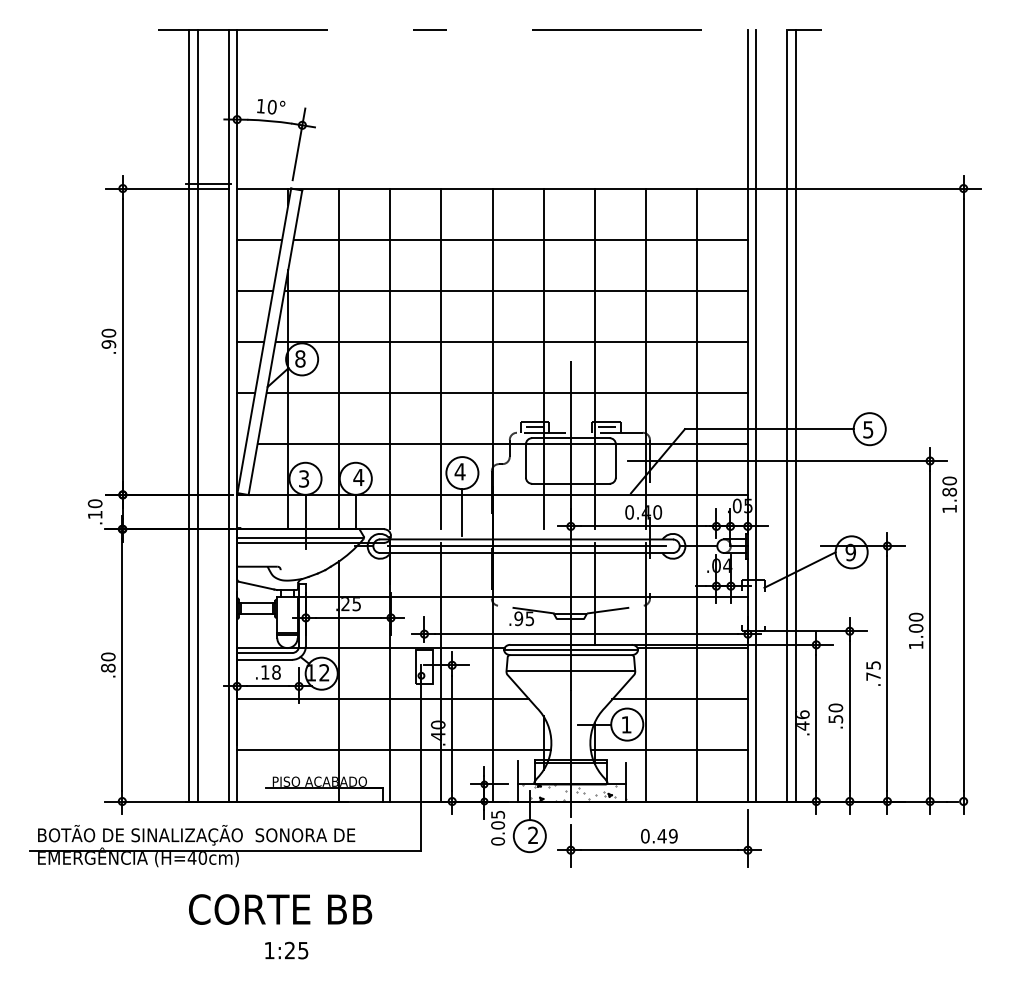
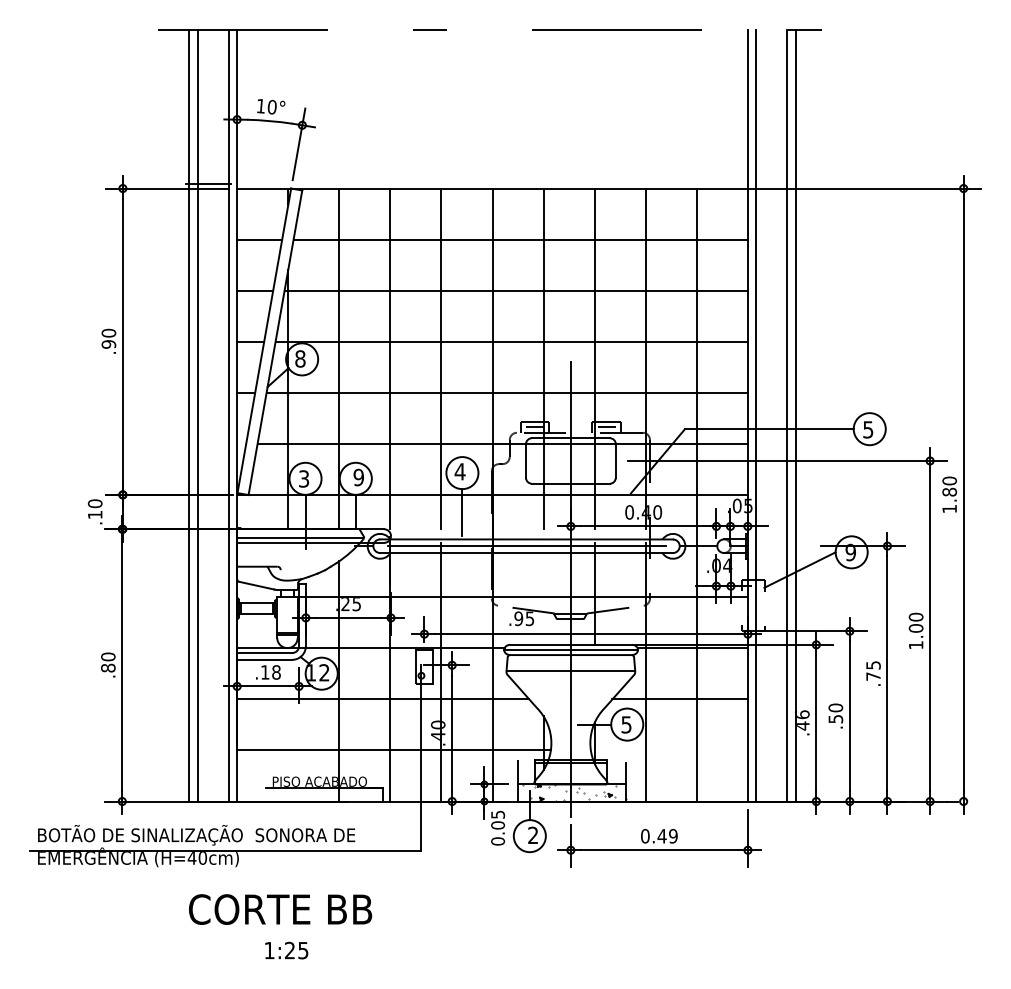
text: 4 -> 9 (358, 477)
text: 1 -> 5 (626, 724)
line: present -> none (668, 750)
